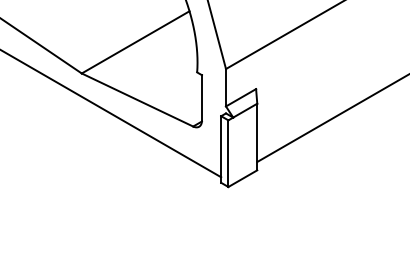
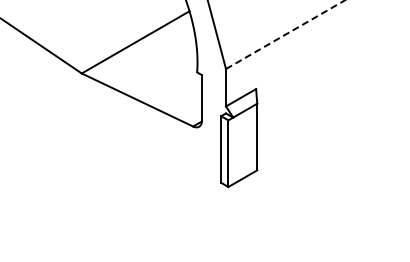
line: solid -> dashed (285, 34)
line: present -> none (111, 114)
line: present -> none (331, 119)
